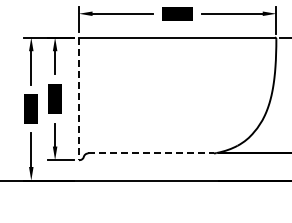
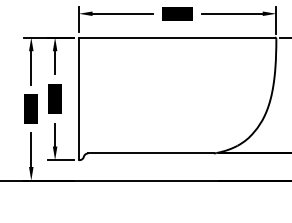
line: dashed -> solid (78, 99)
line: dashed -> solid (151, 153)
